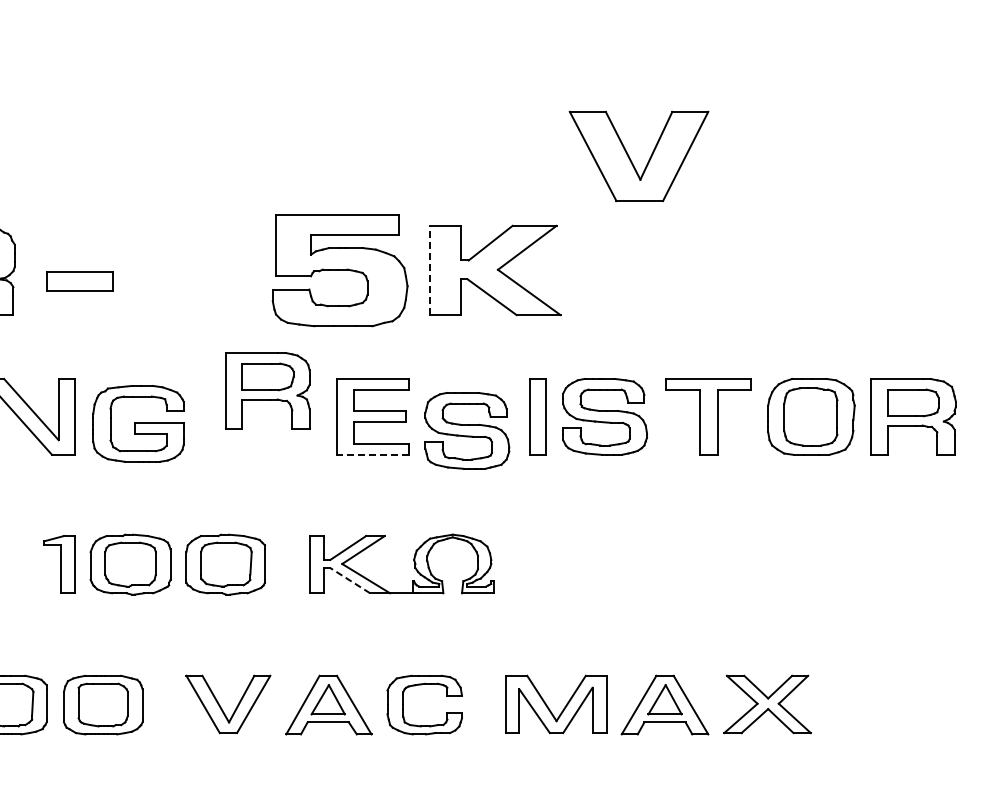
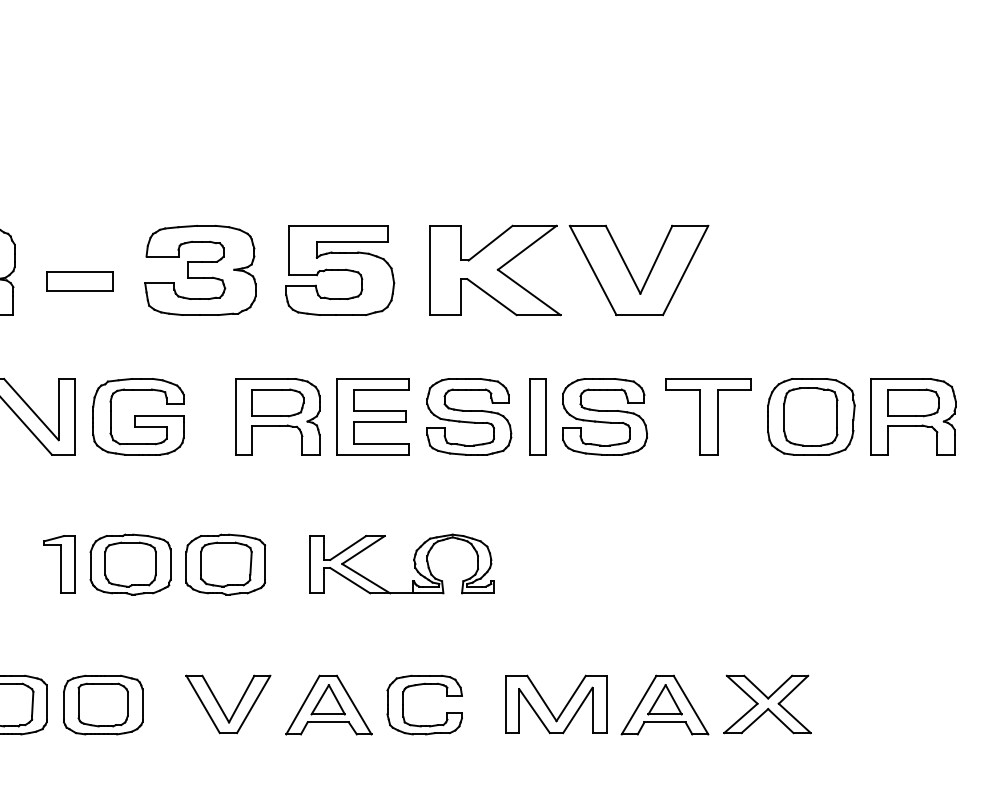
part position: (631, 159) -> (631, 273) (631, 273)
part: none -> present (200, 269)
part size: 138x114 px -> 111x91 px (340, 270)
line: dashed -> solid (430, 270)
part position: (267, 390) -> (277, 416) (277, 416)
part position: (138, 423) -> (138, 416) (138, 416)
part position: (467, 430) -> (469, 416) (469, 416)
line: dashed -> solid (372, 454)
line: dashed -> solid (350, 580)
